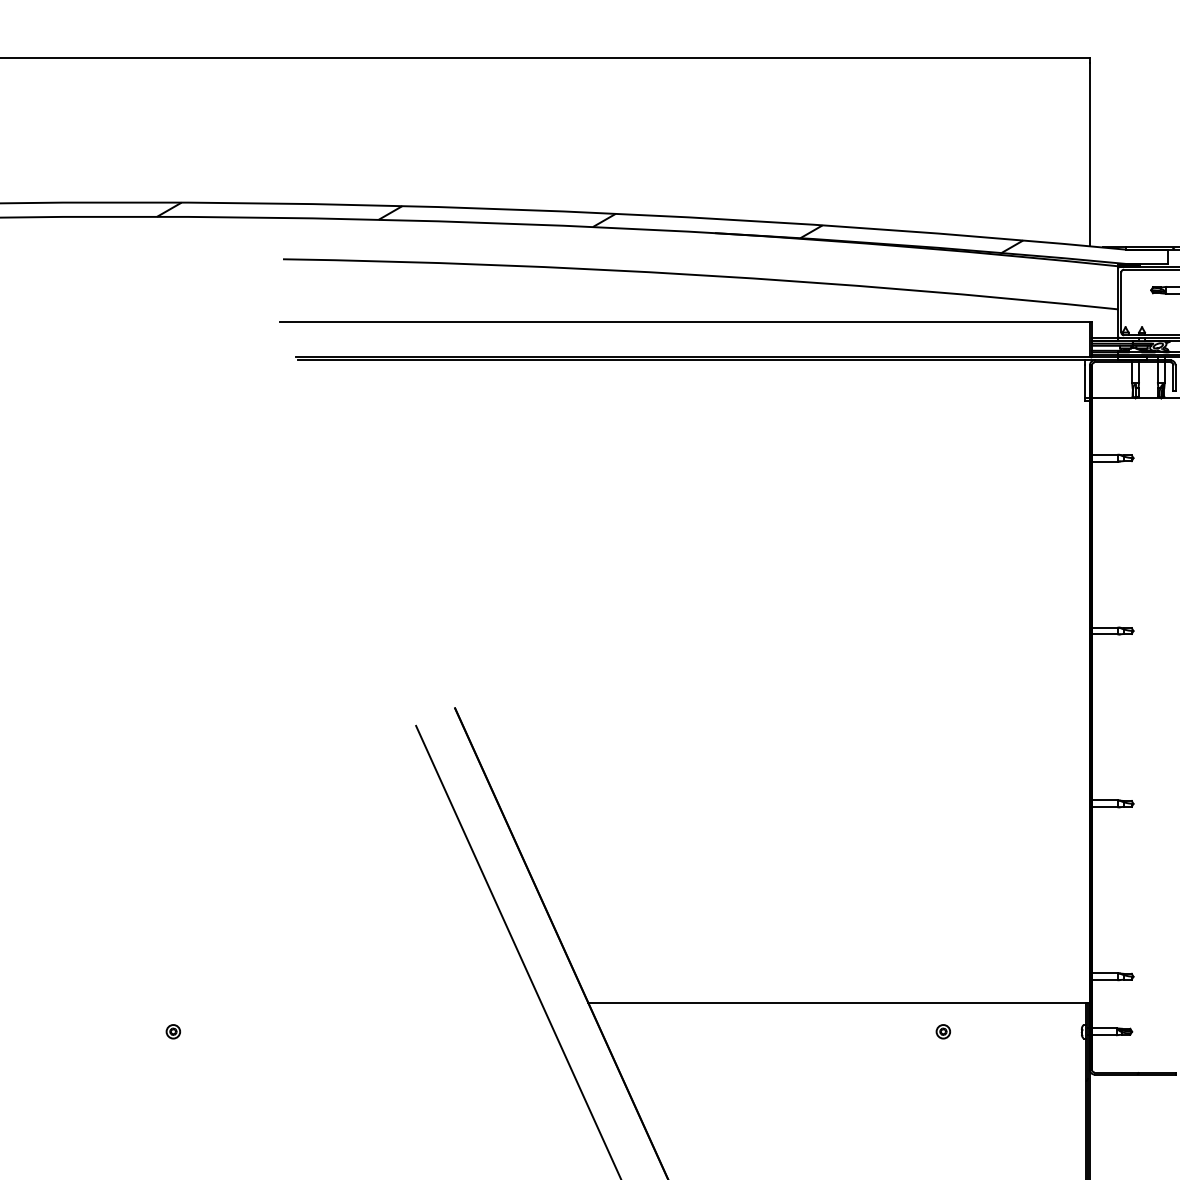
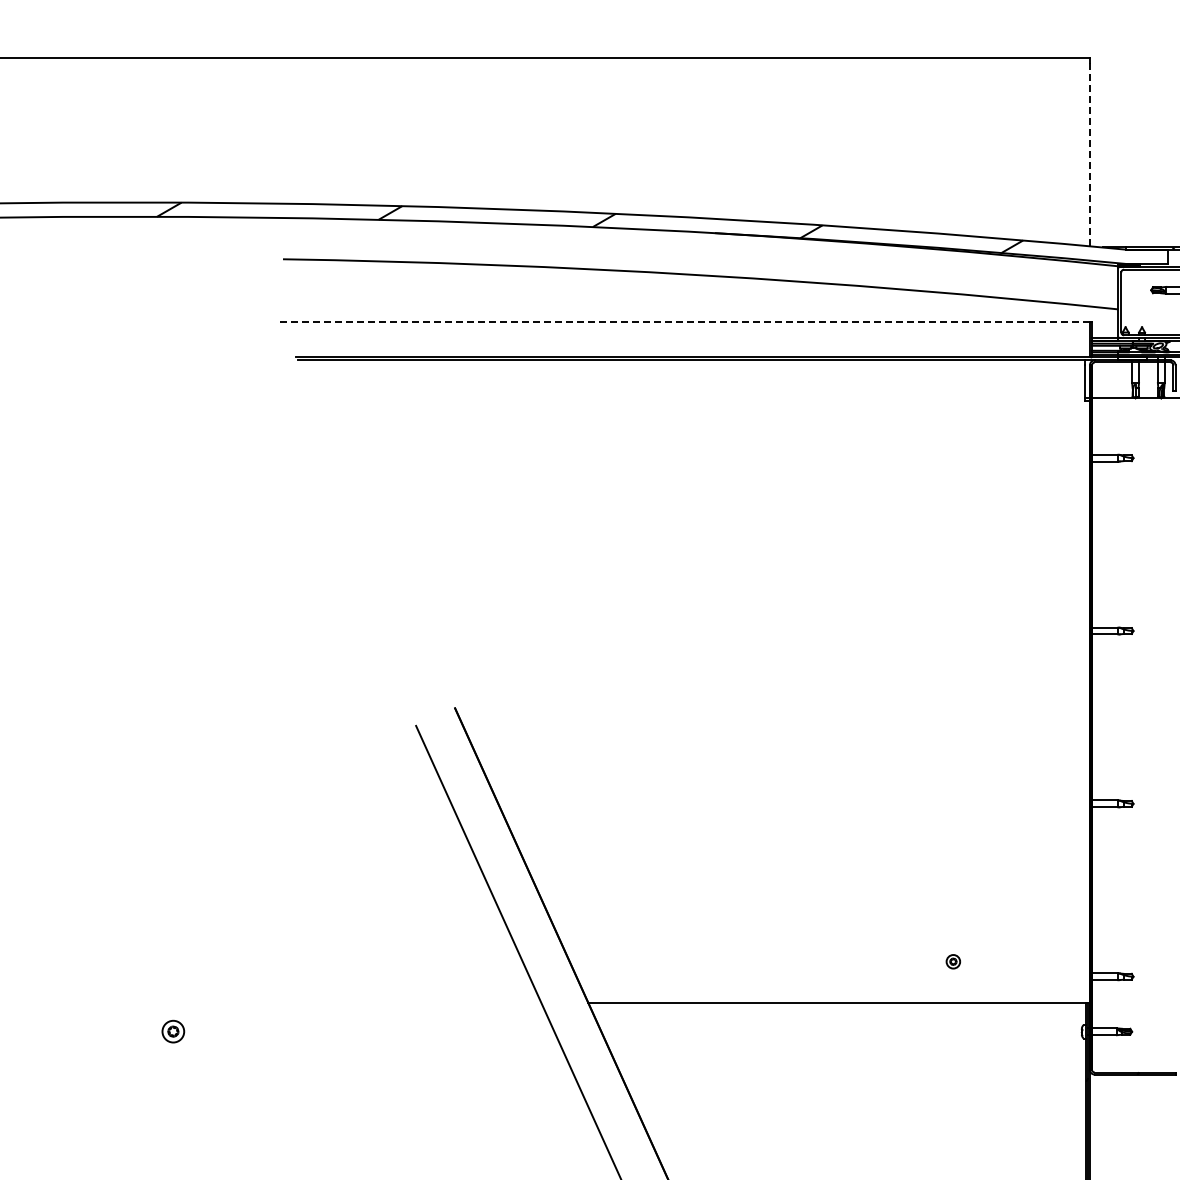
line: solid -> dashed (1089, 154)
line: solid -> dashed (685, 321)
part size: 17x16 px -> 25x25 px (173, 1031)
part position: (942, 1031) -> (952, 961) (952, 961)
